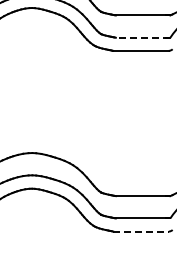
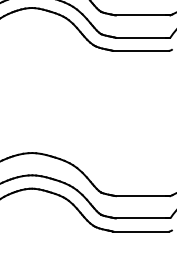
line: dashed -> solid (142, 37)
line: dashed -> solid (141, 231)
